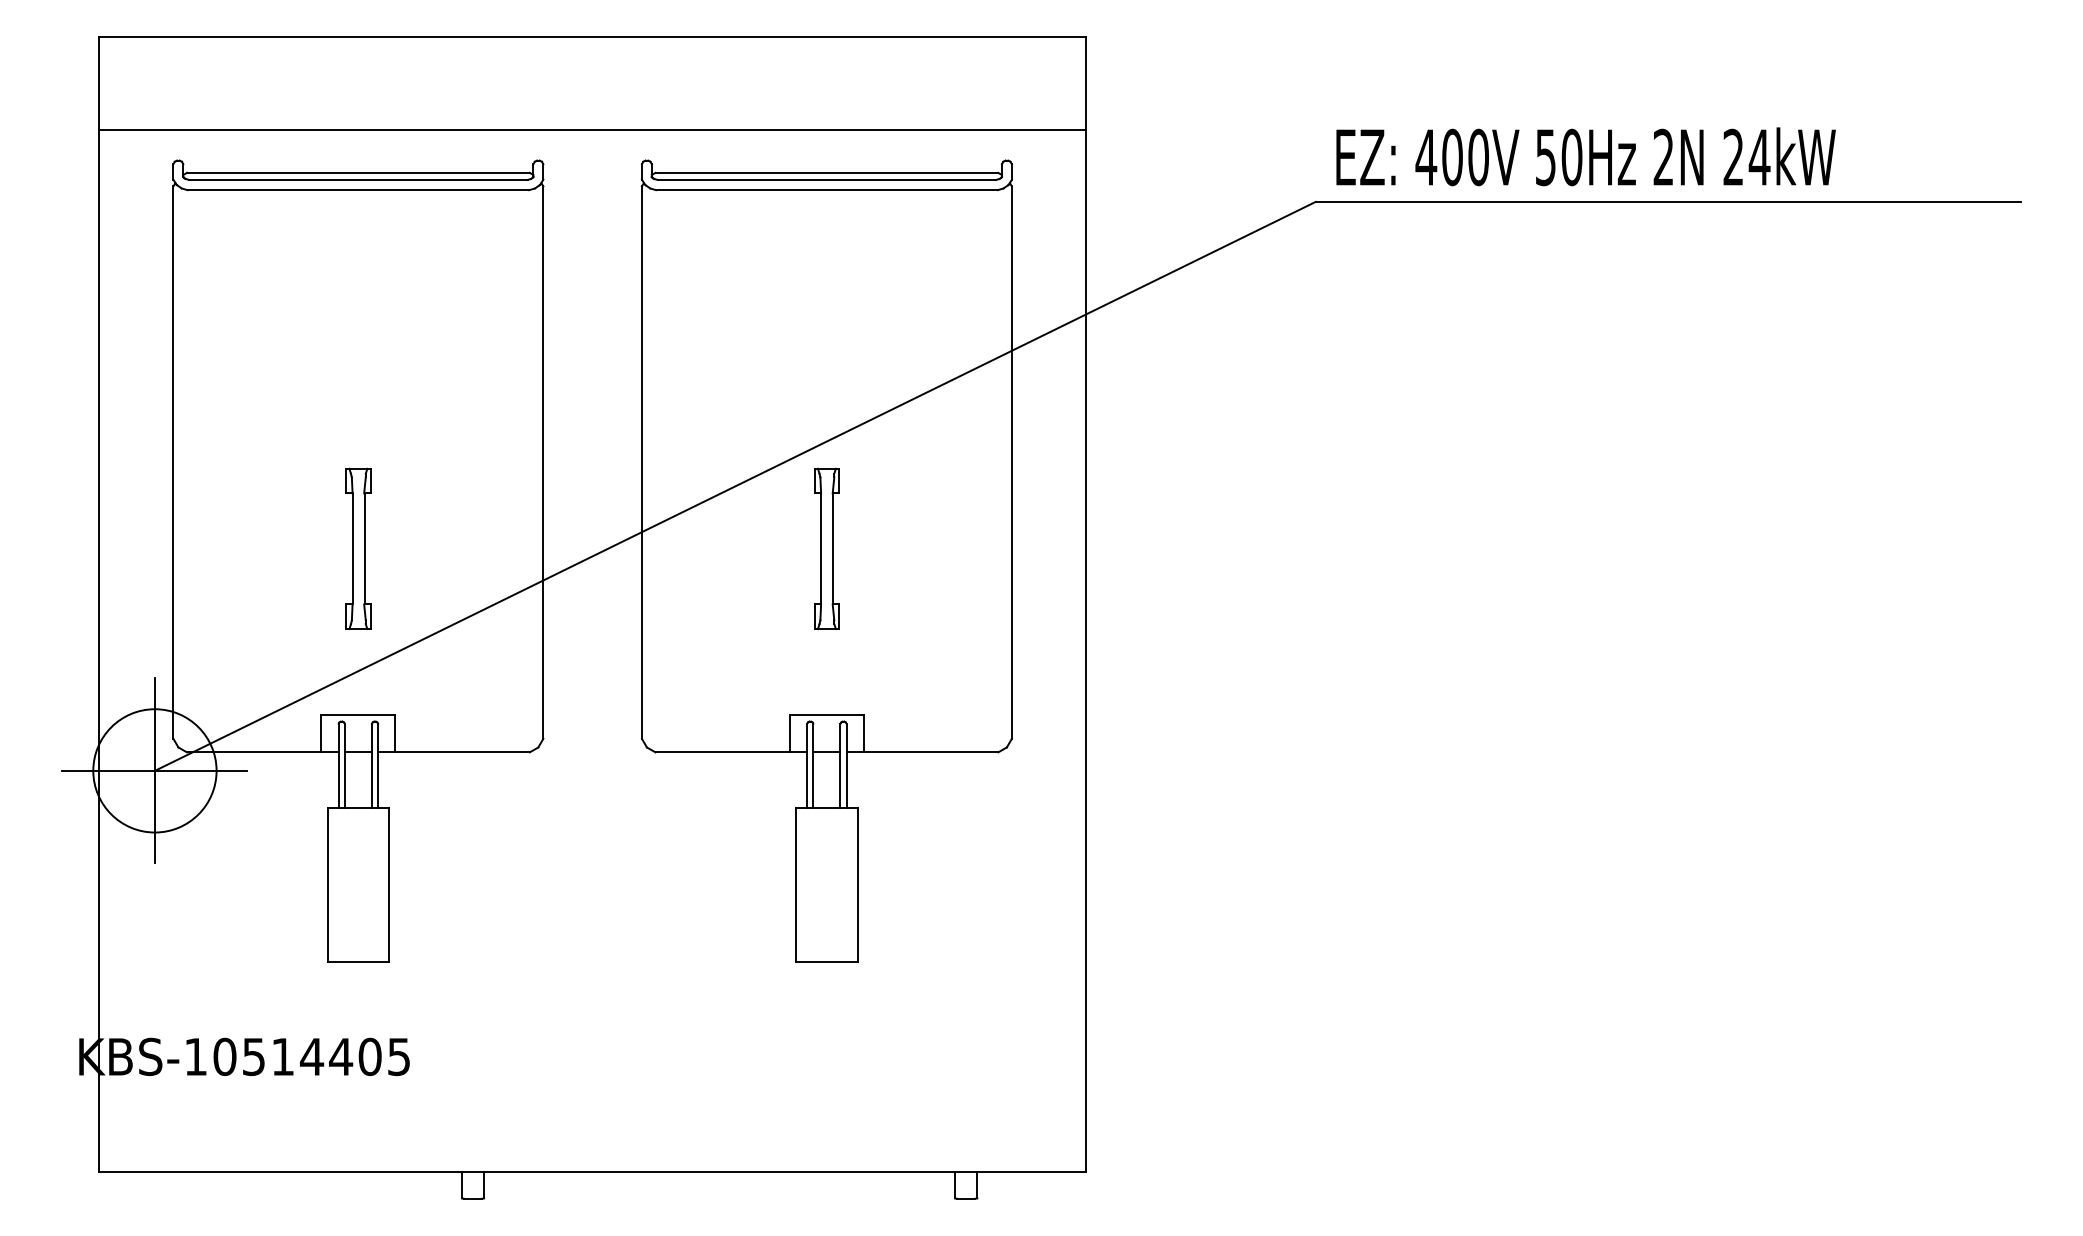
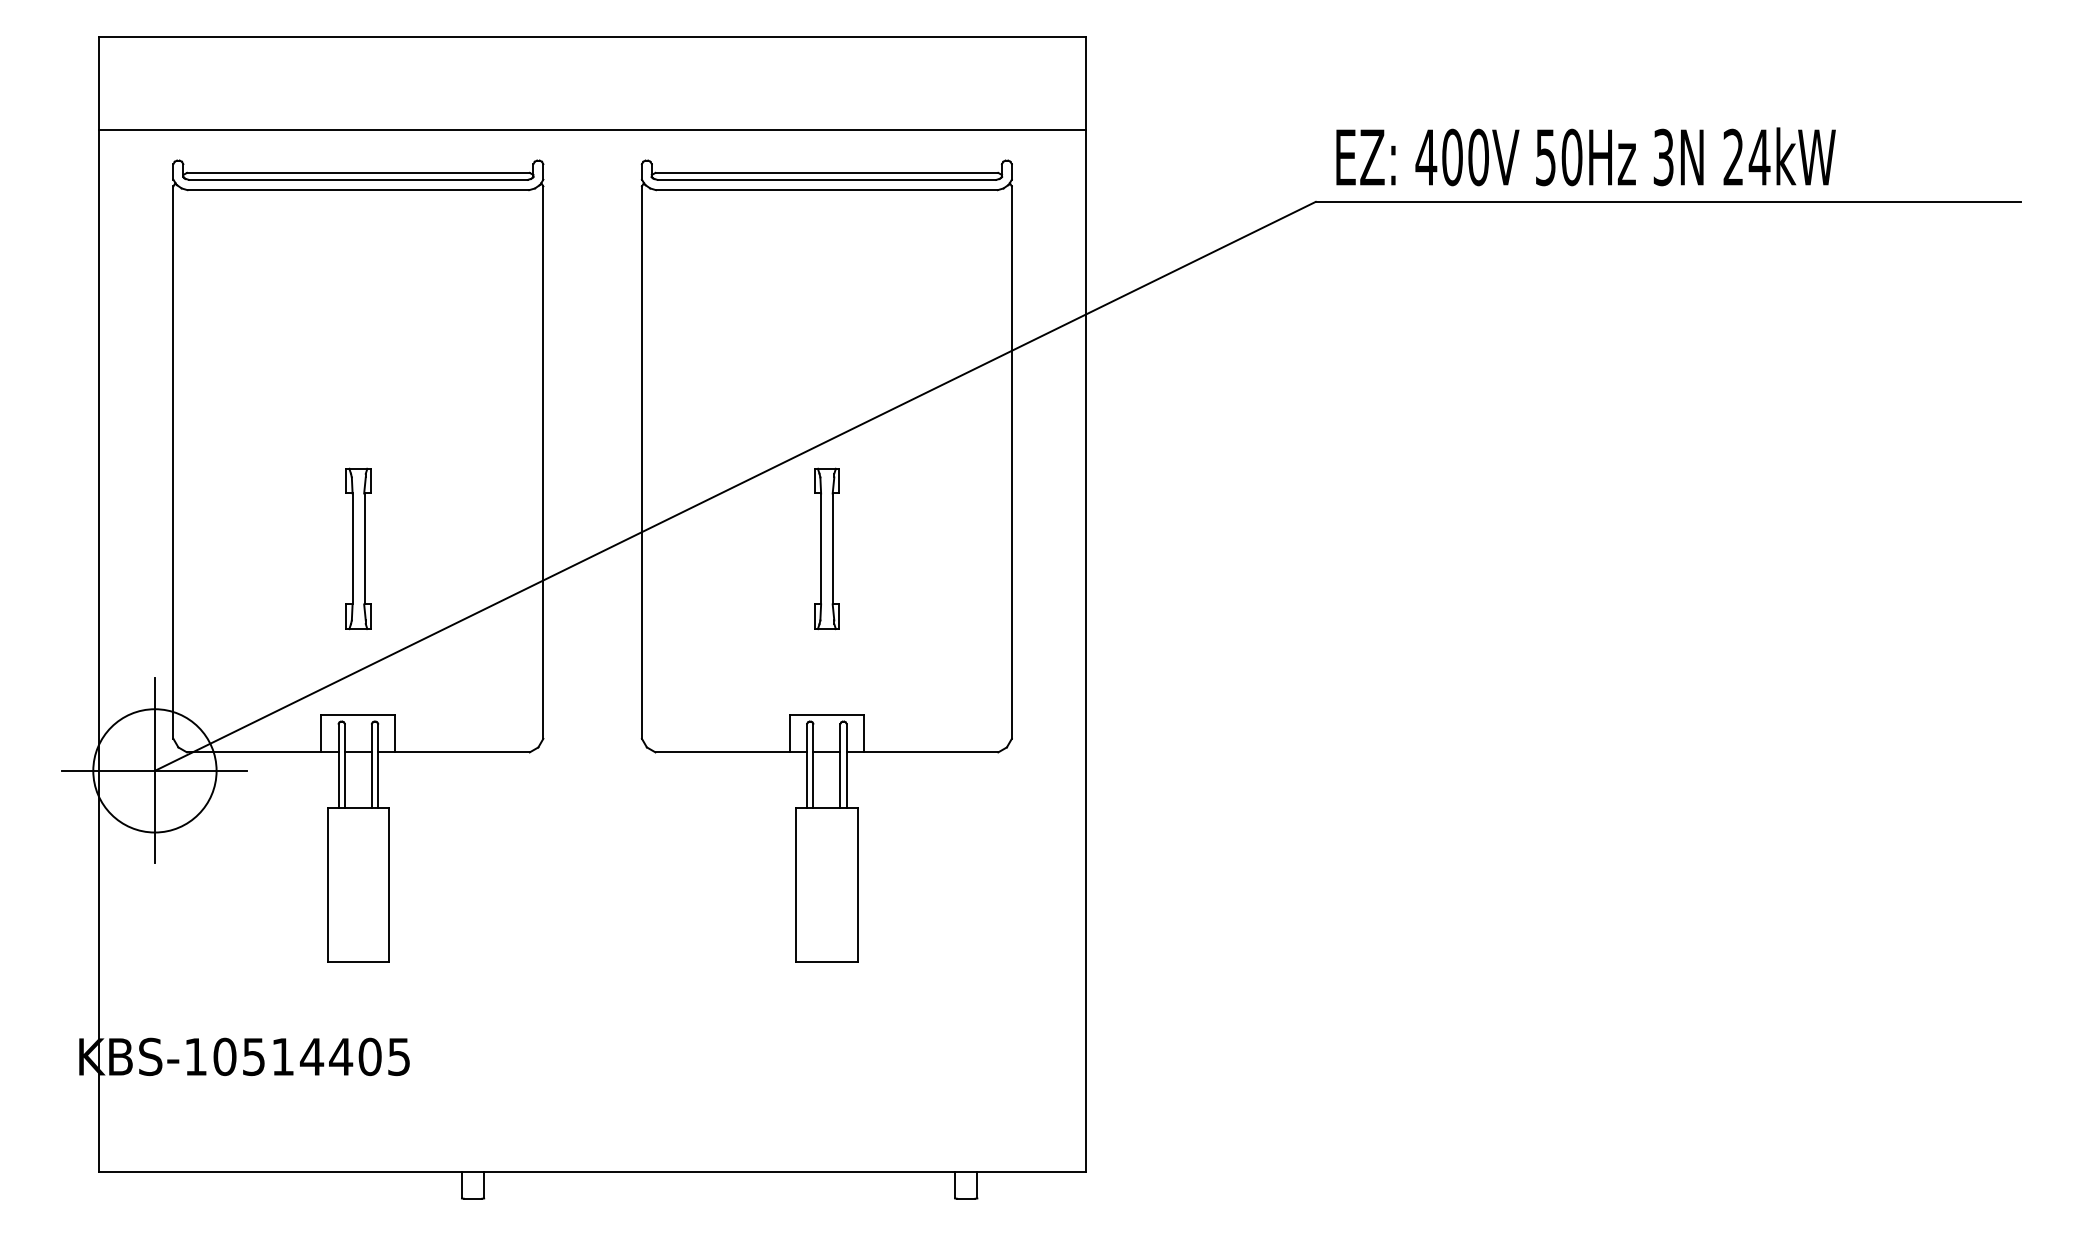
text: 2N -> 3N (1663, 157)
